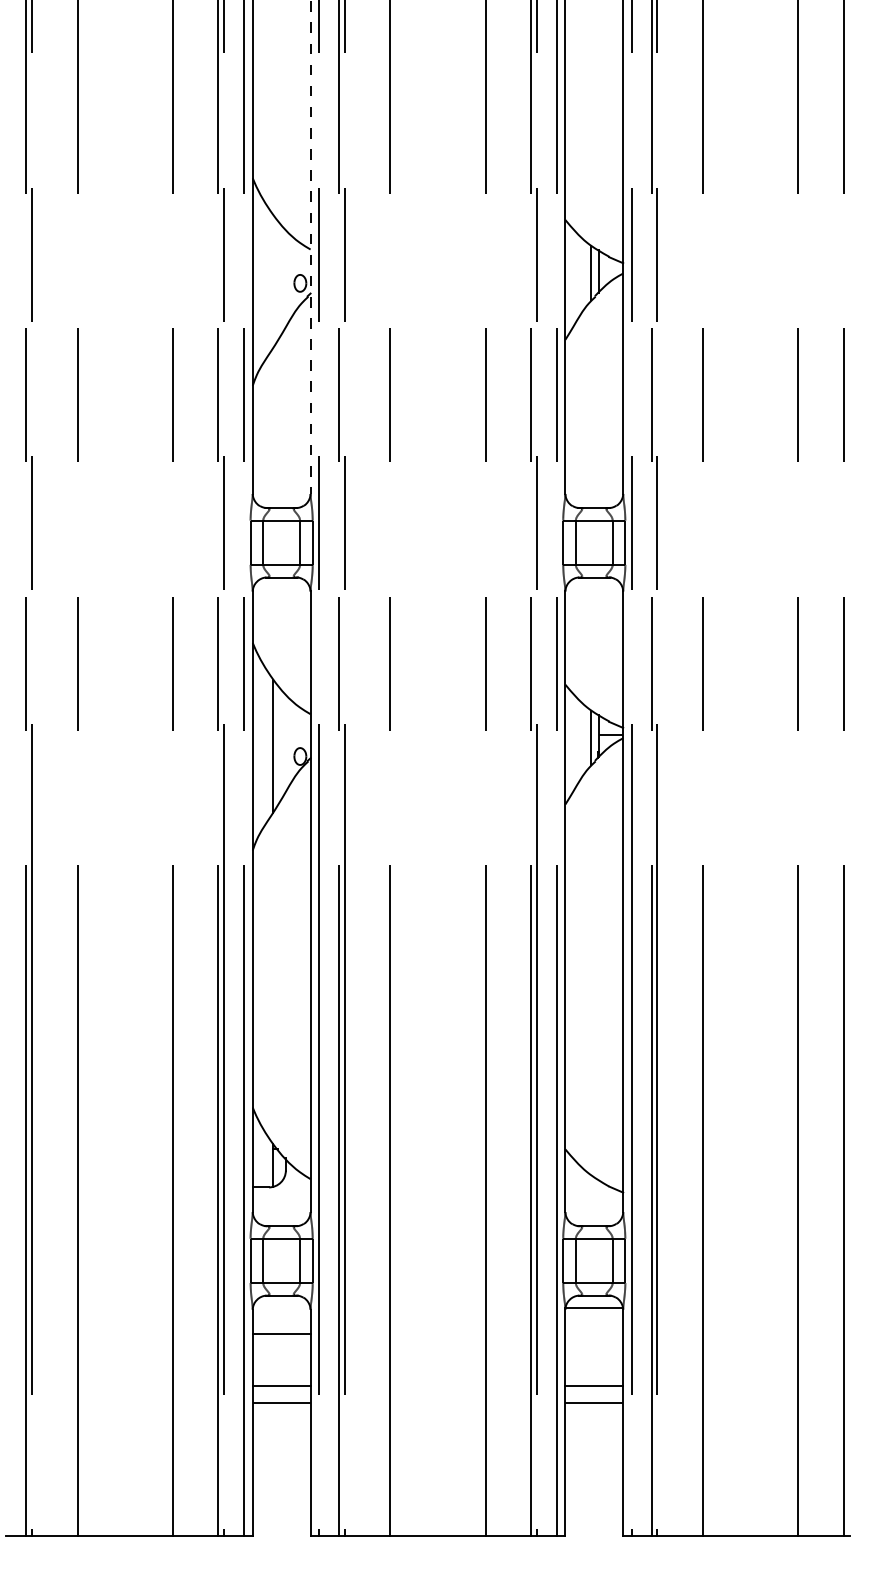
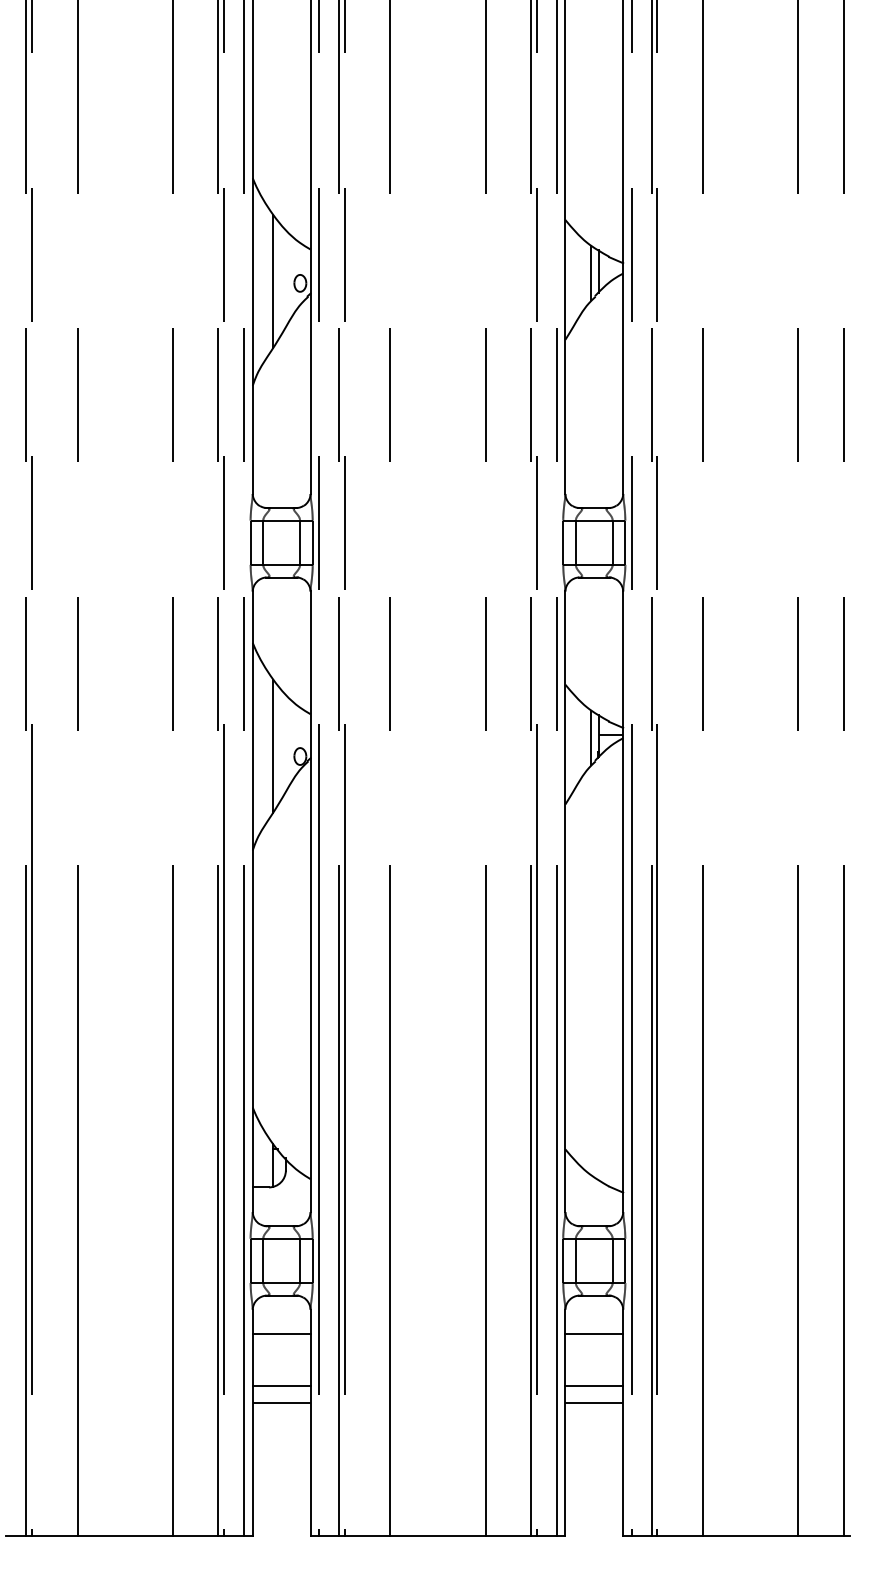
line: dashed -> solid (310, 247)
line: none -> present (273, 280)
line position: (594, 1307) -> (594, 1333) (594, 1333)
